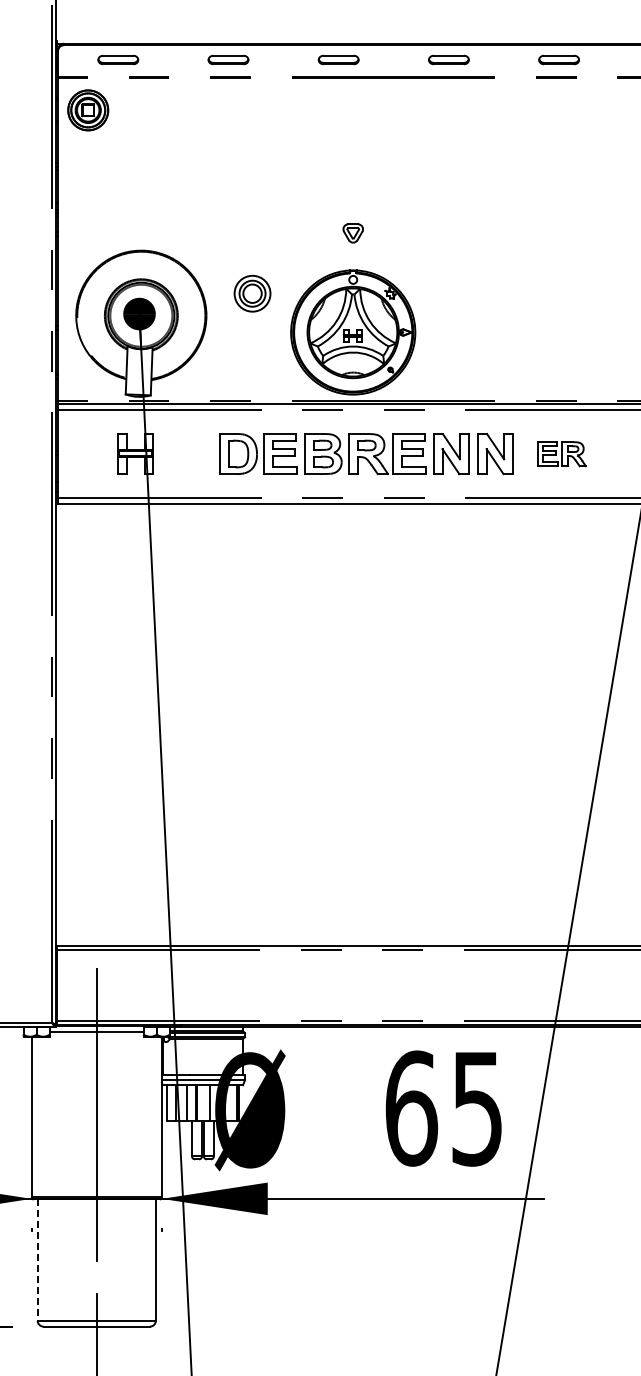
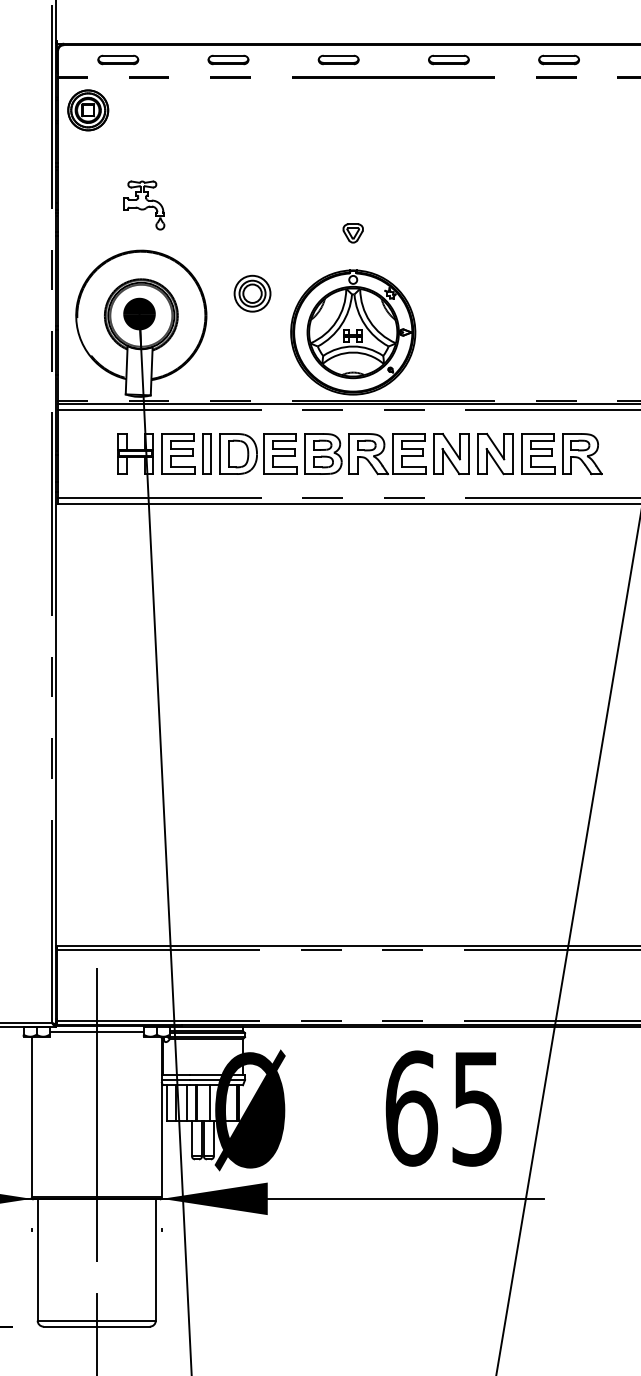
part: none -> present (144, 205)
part: none -> present (186, 453)
part size: 50x27 px -> 82x43 px (561, 454)
line: dashed -> solid (37, 1260)
